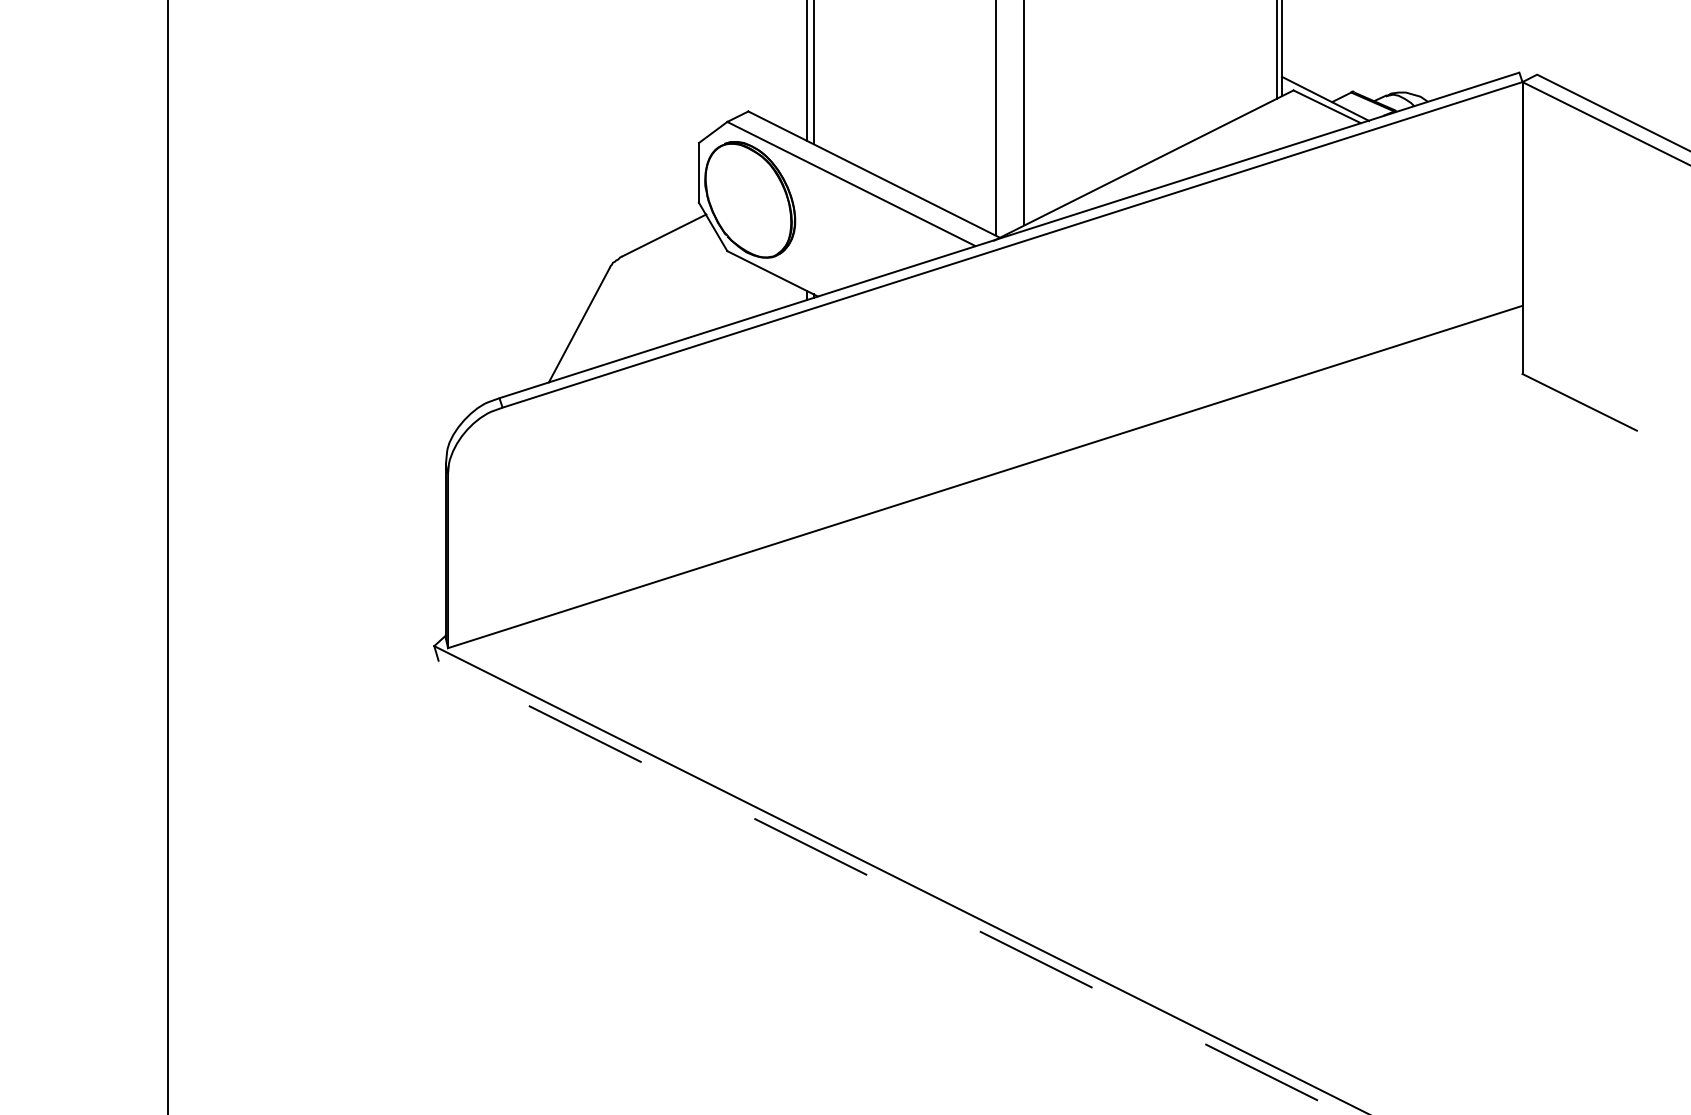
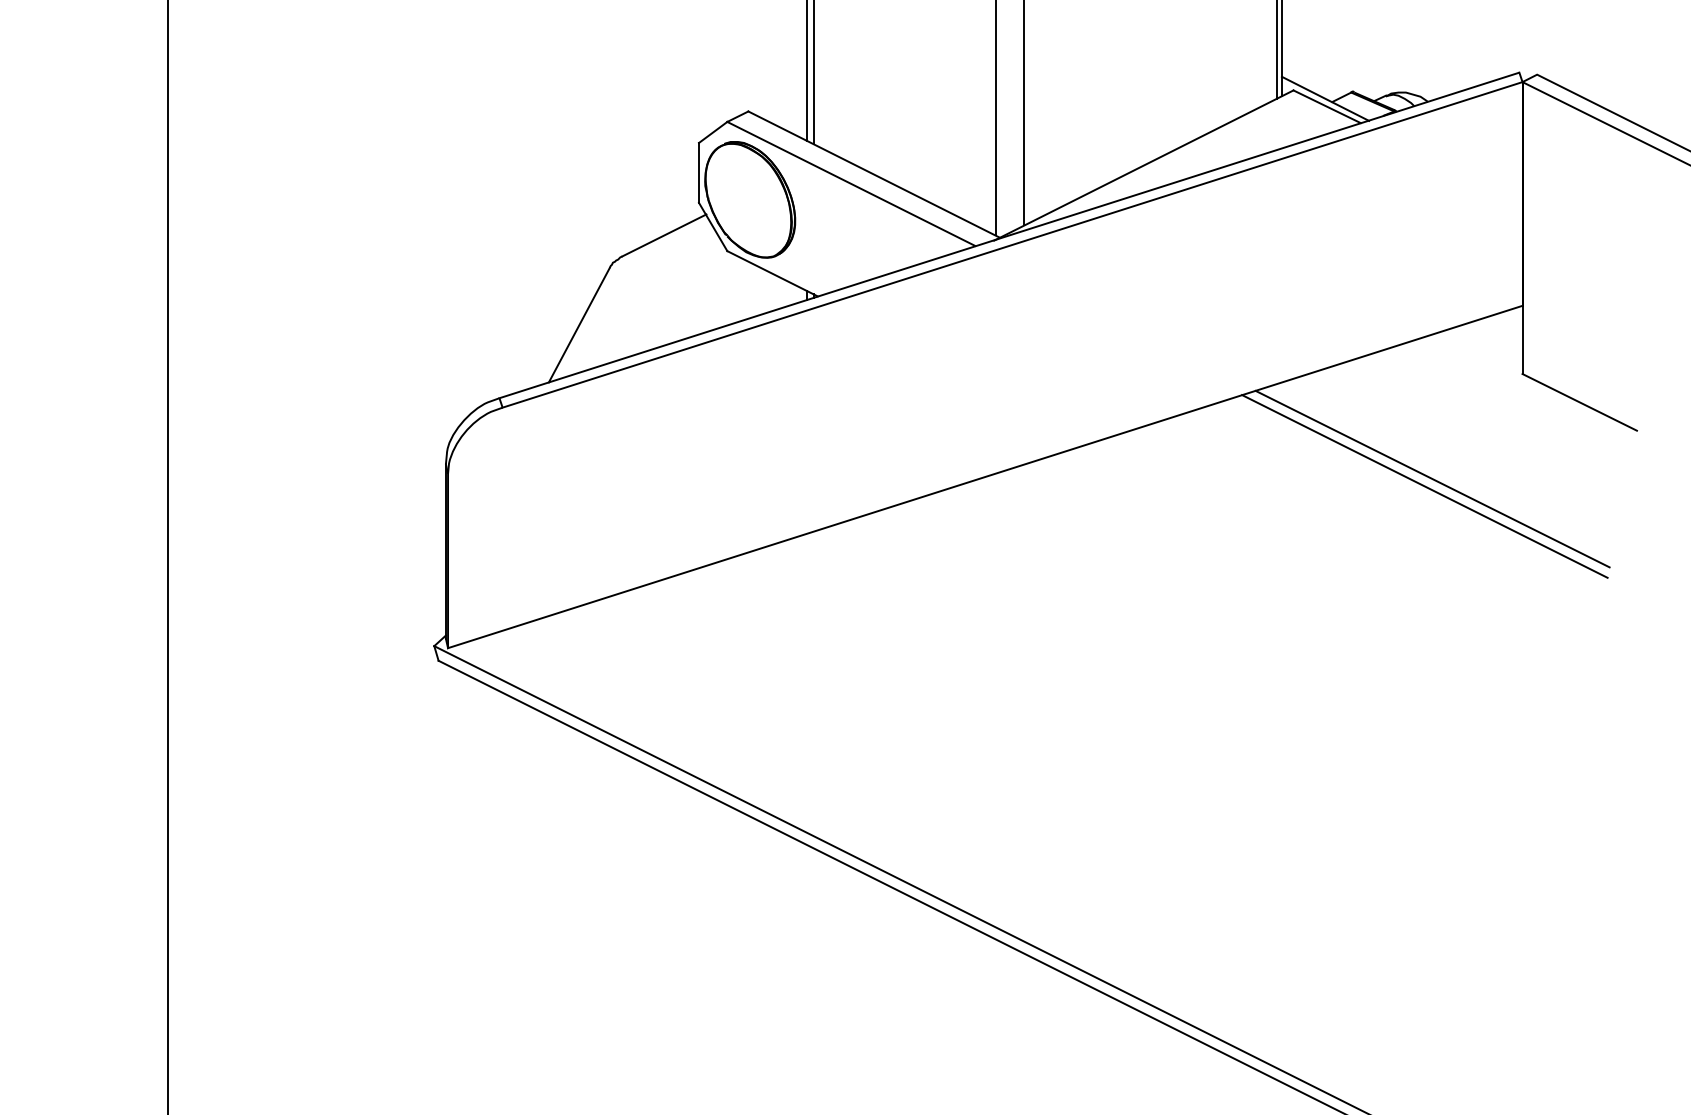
line: none -> present (1432, 478)
line: none -> present (1424, 486)
line: dashed -> solid (892, 887)
